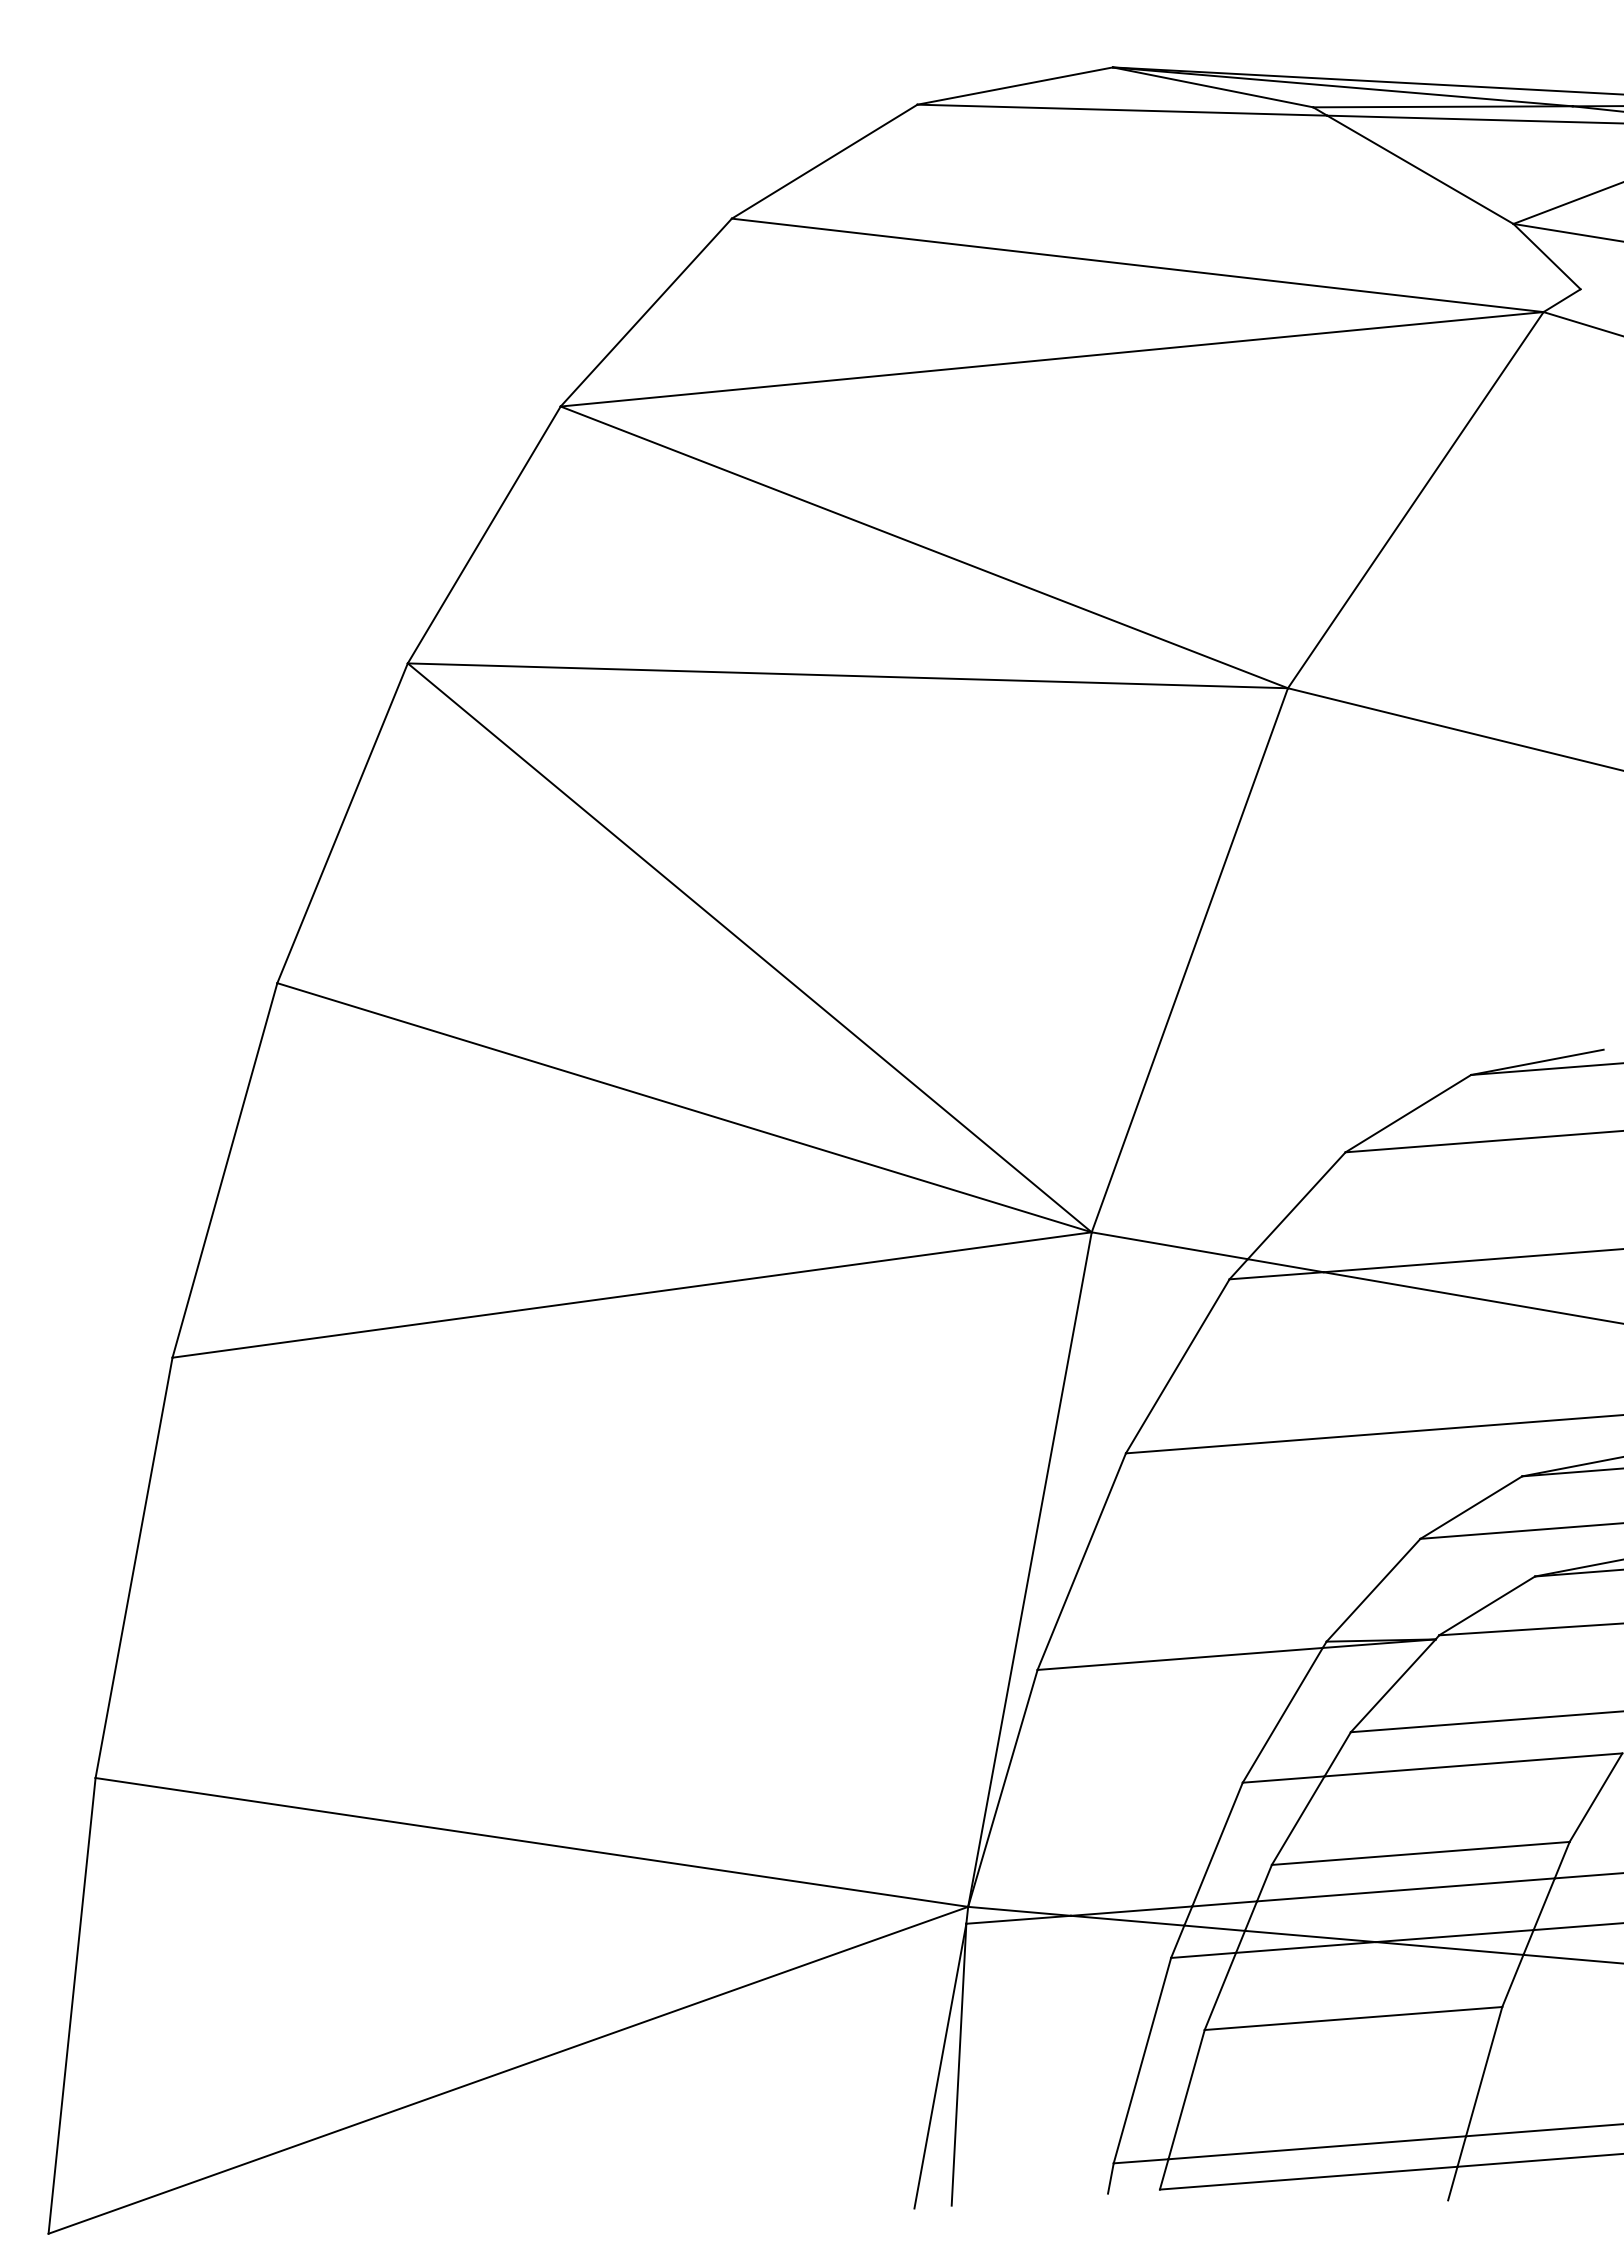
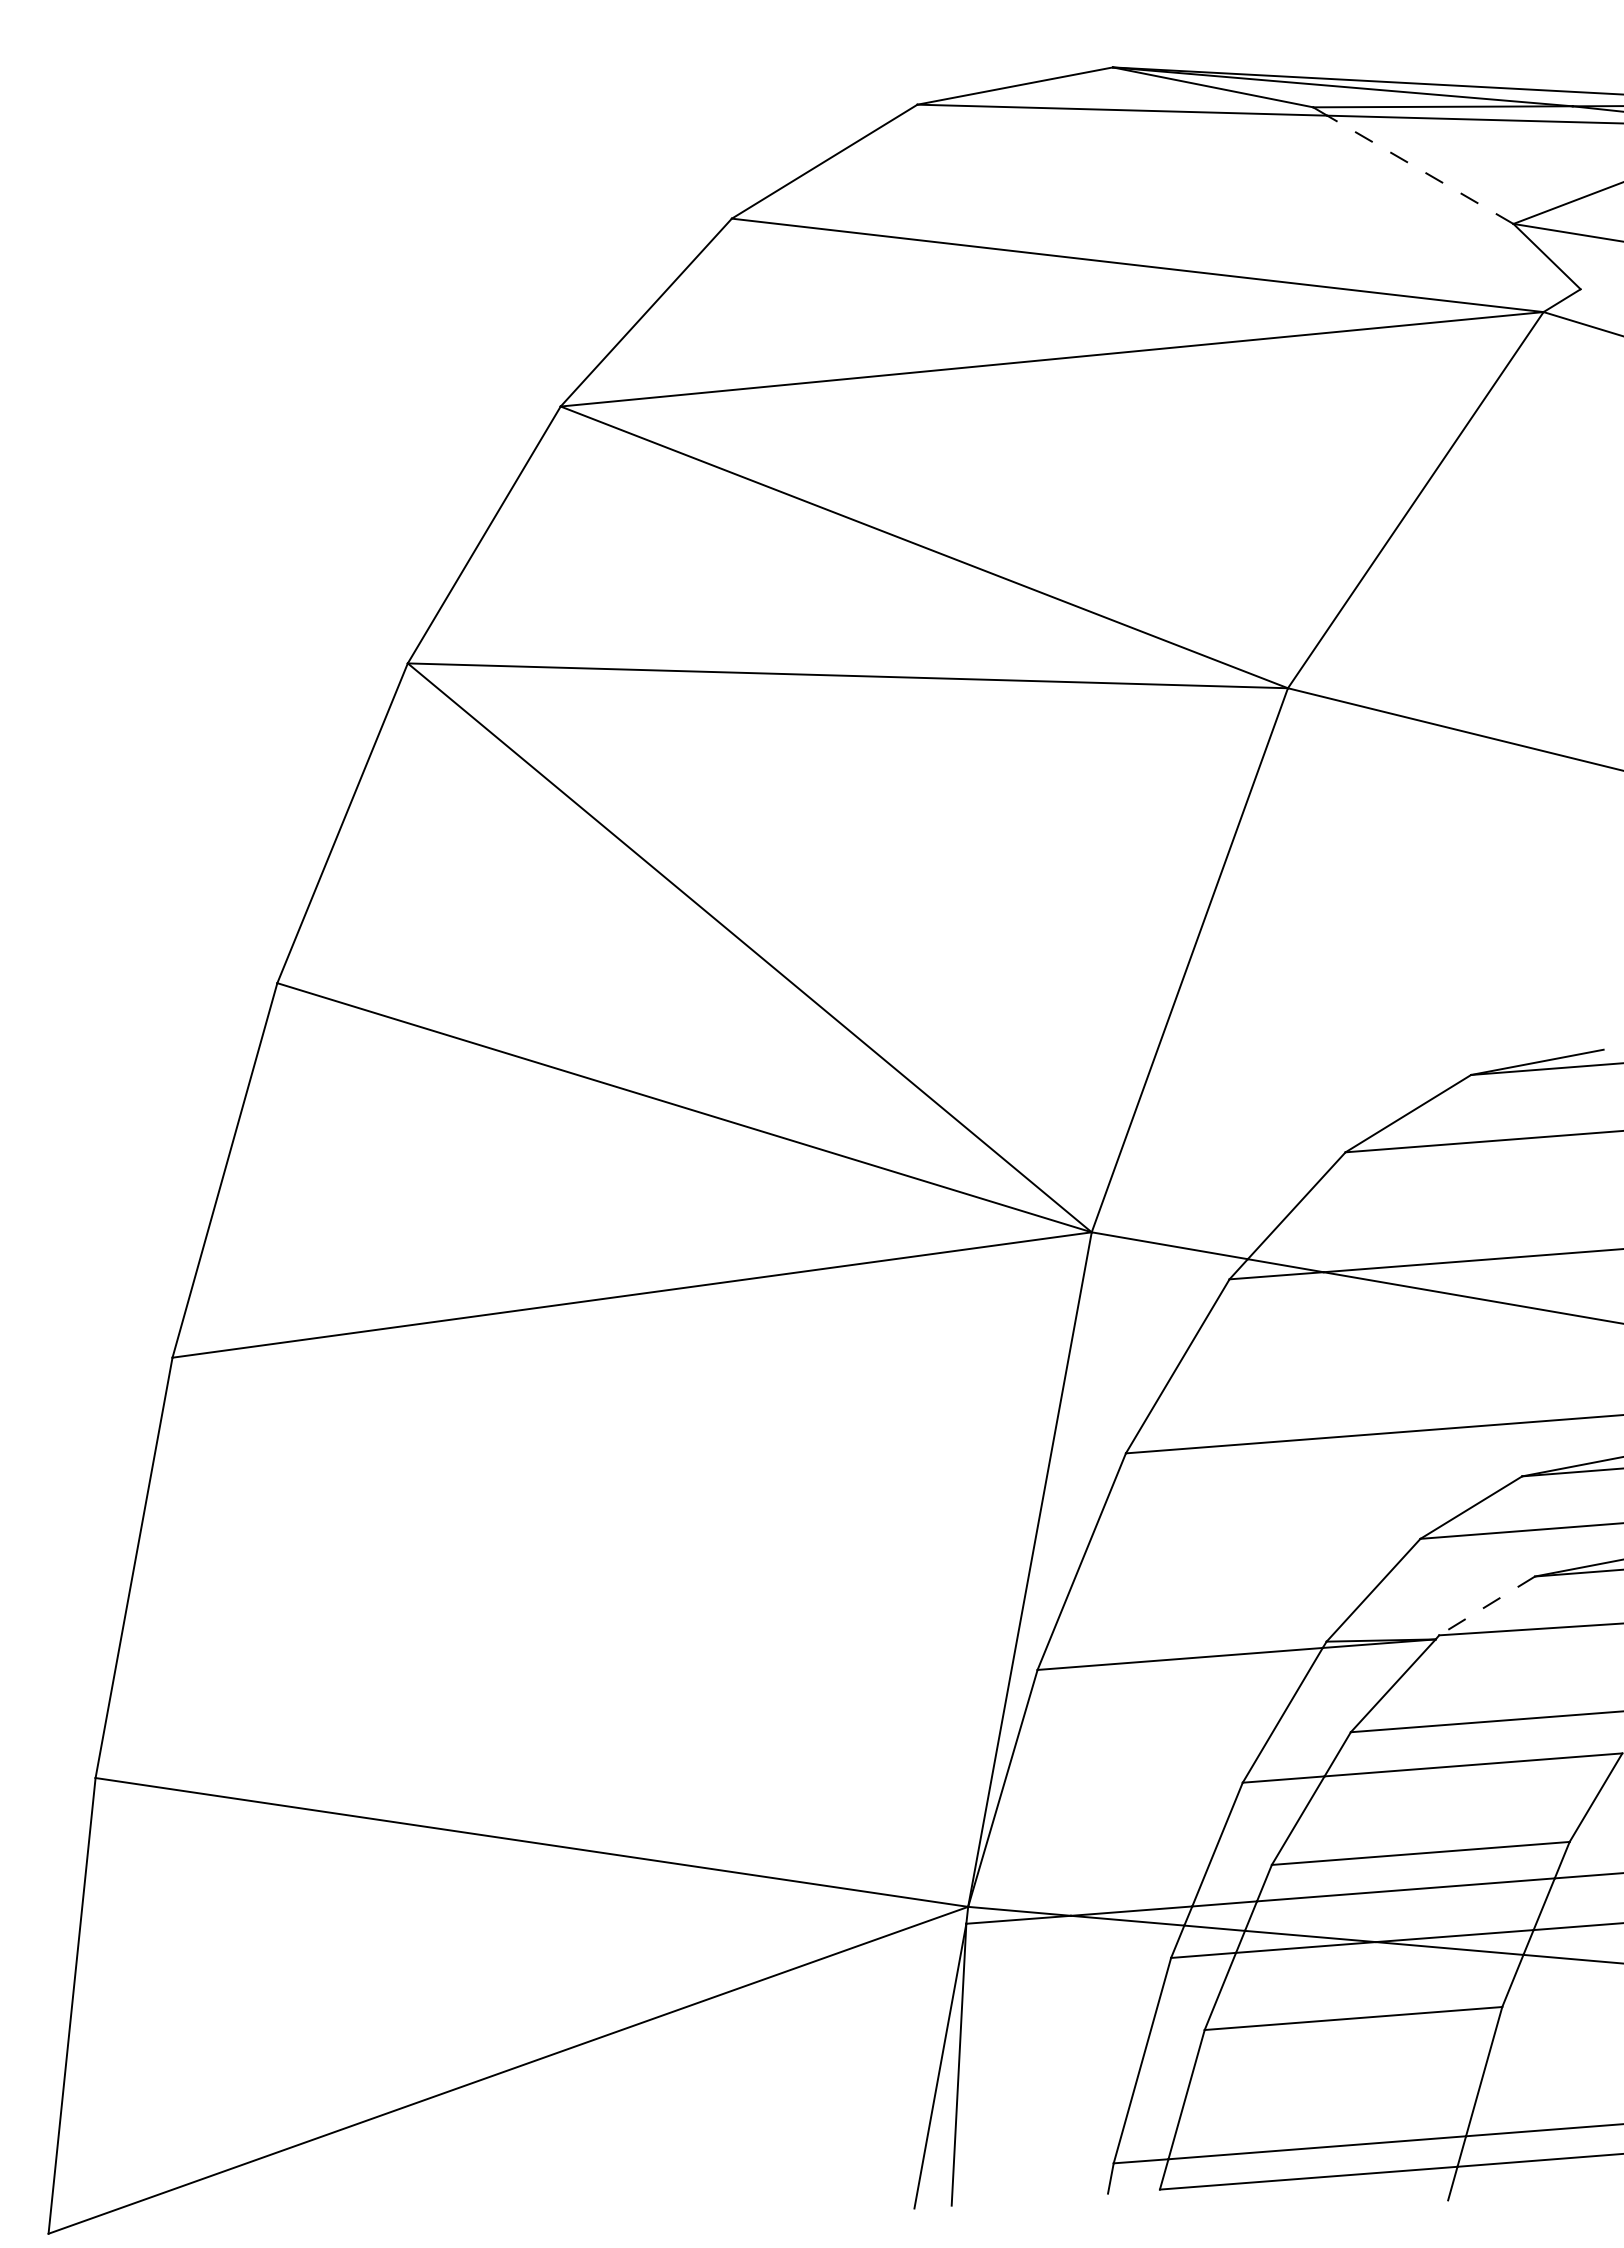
line: solid -> dashed (1420, 169)
line: solid -> dashed (1486, 1606)
